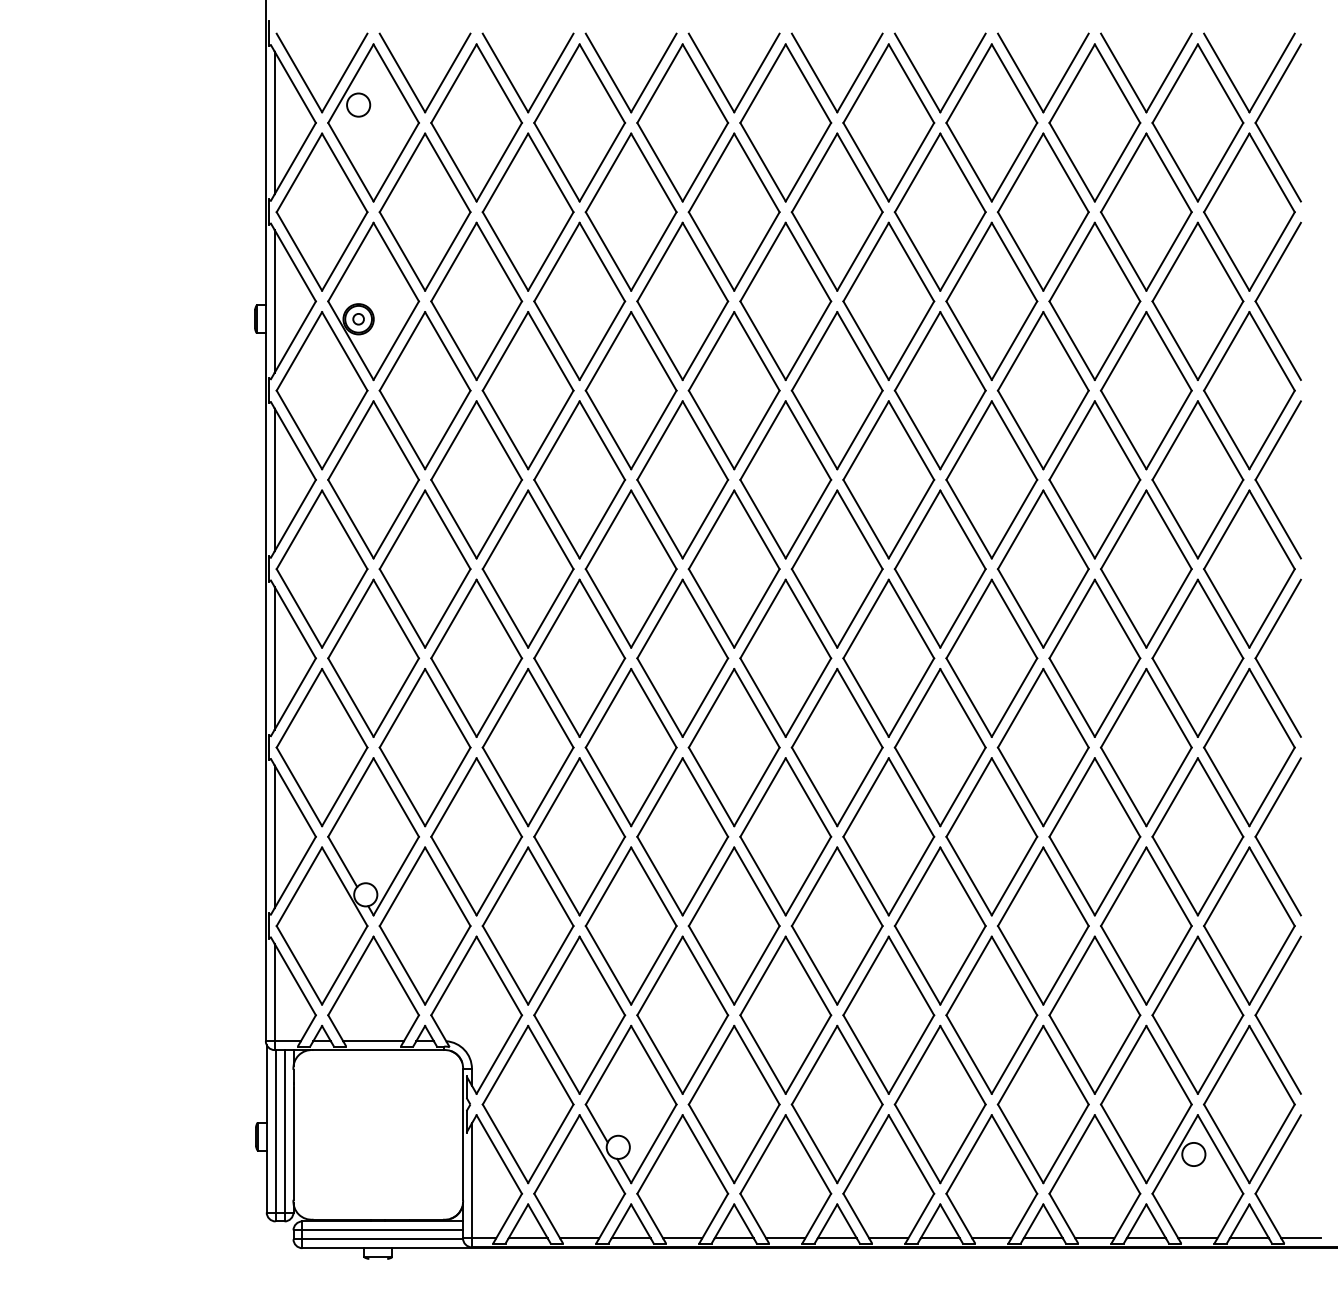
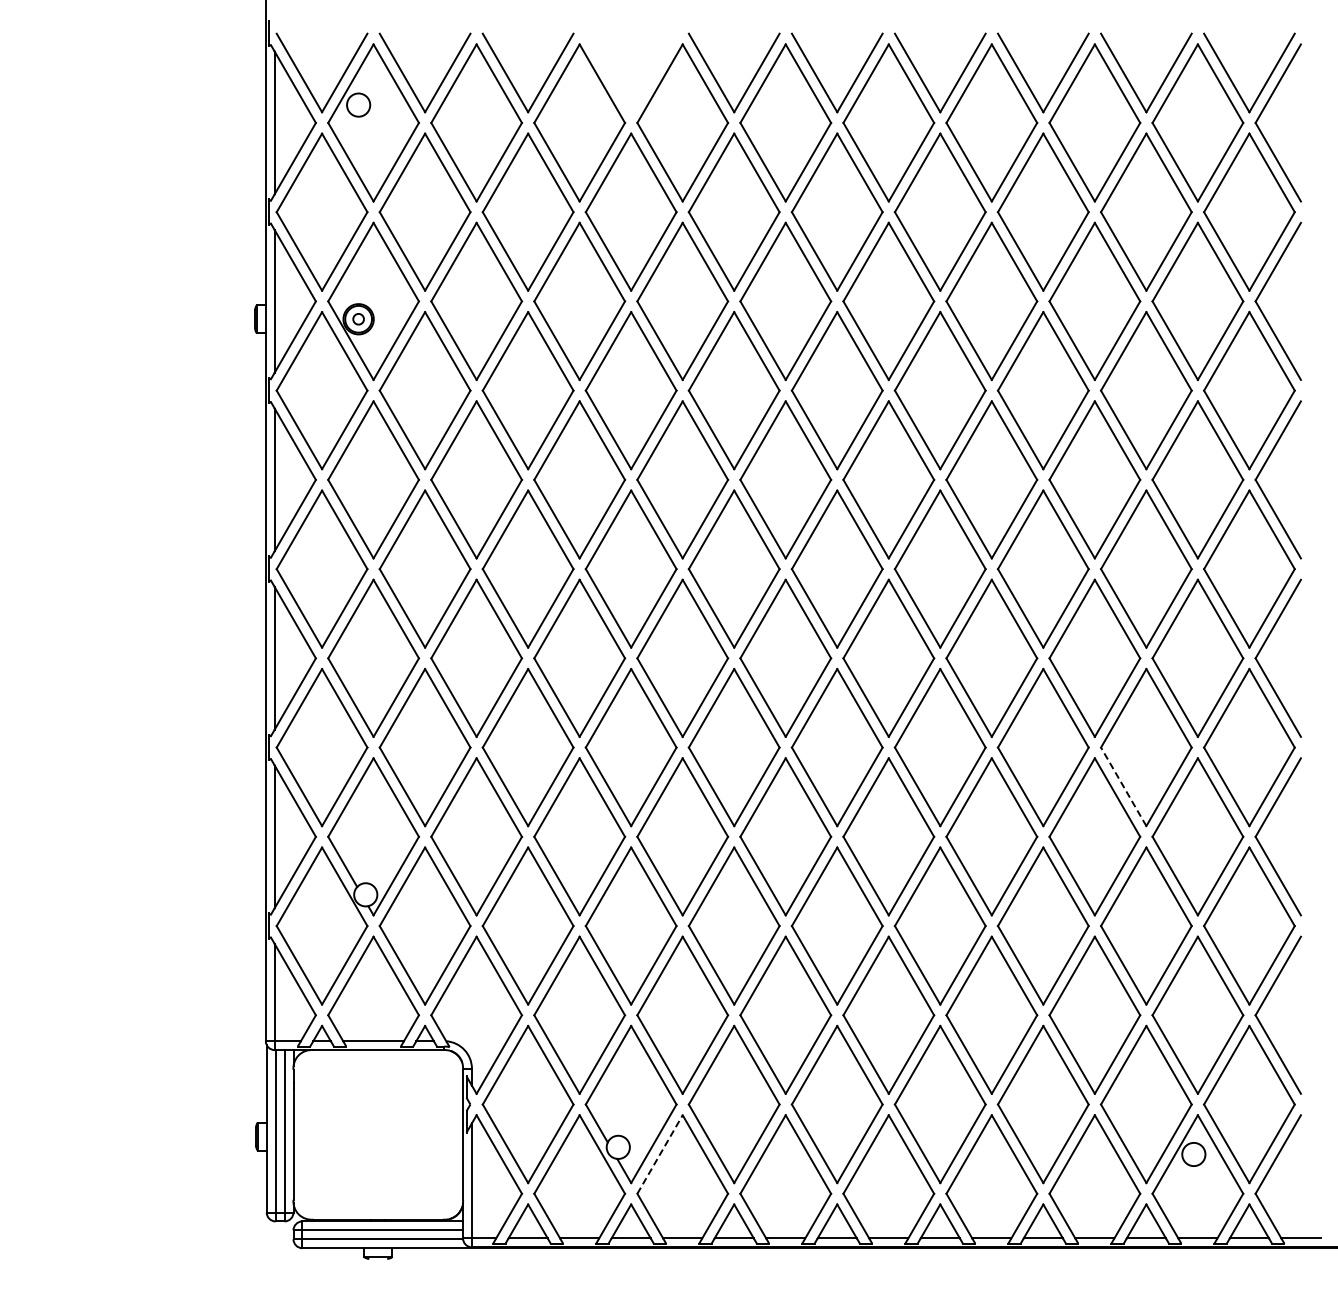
part: present -> none (615, 82)
line: solid -> dashed (1123, 786)
line: solid -> dashed (660, 1154)
